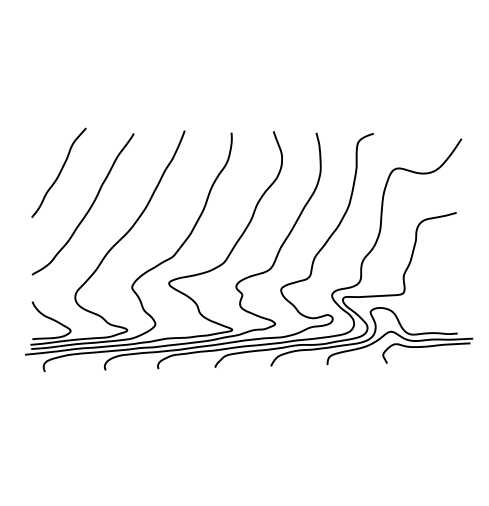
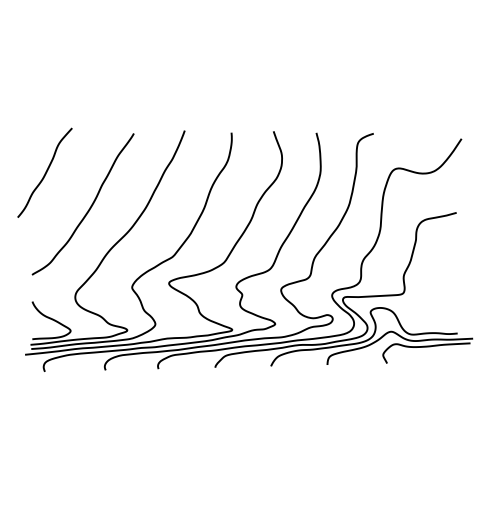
curve position: (59, 172) -> (45, 172) (45, 172)
